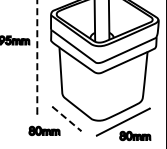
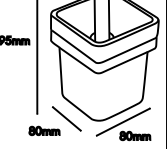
line: dashed -> solid (37, 57)
line: dashed -> solid (66, 118)
